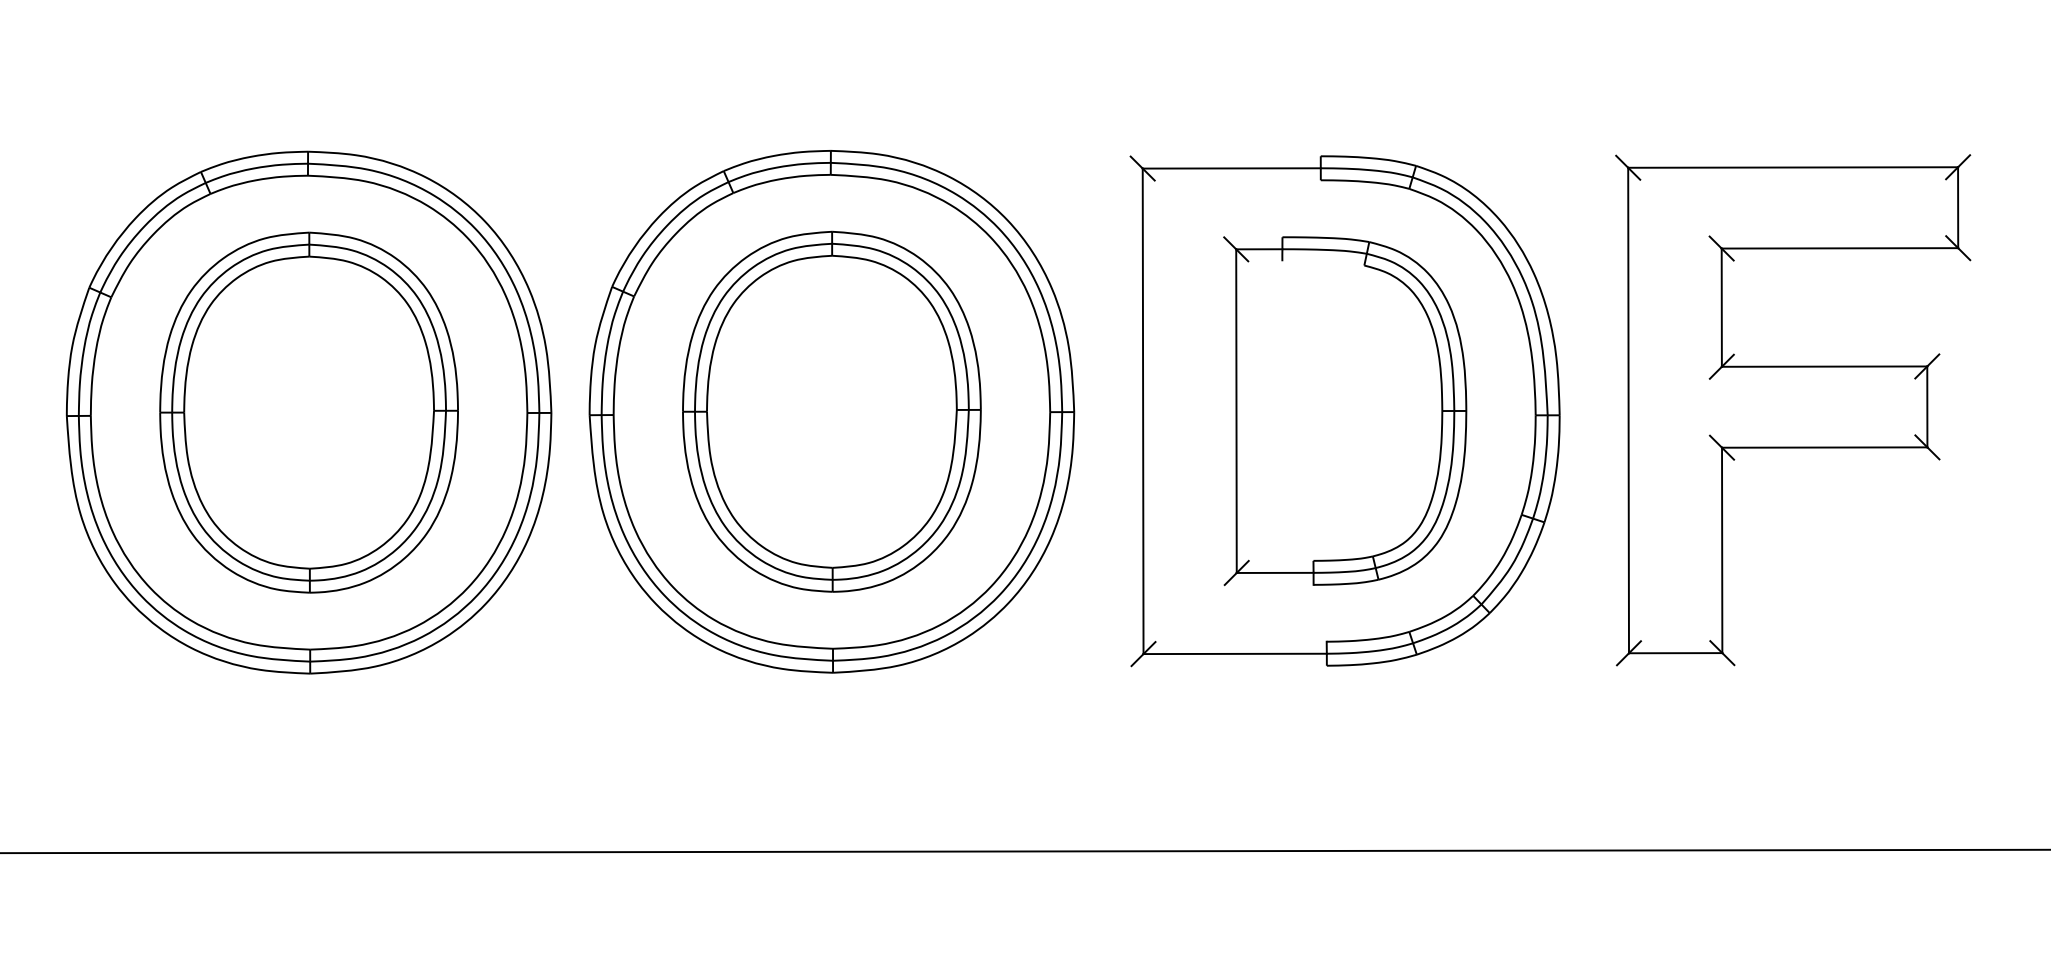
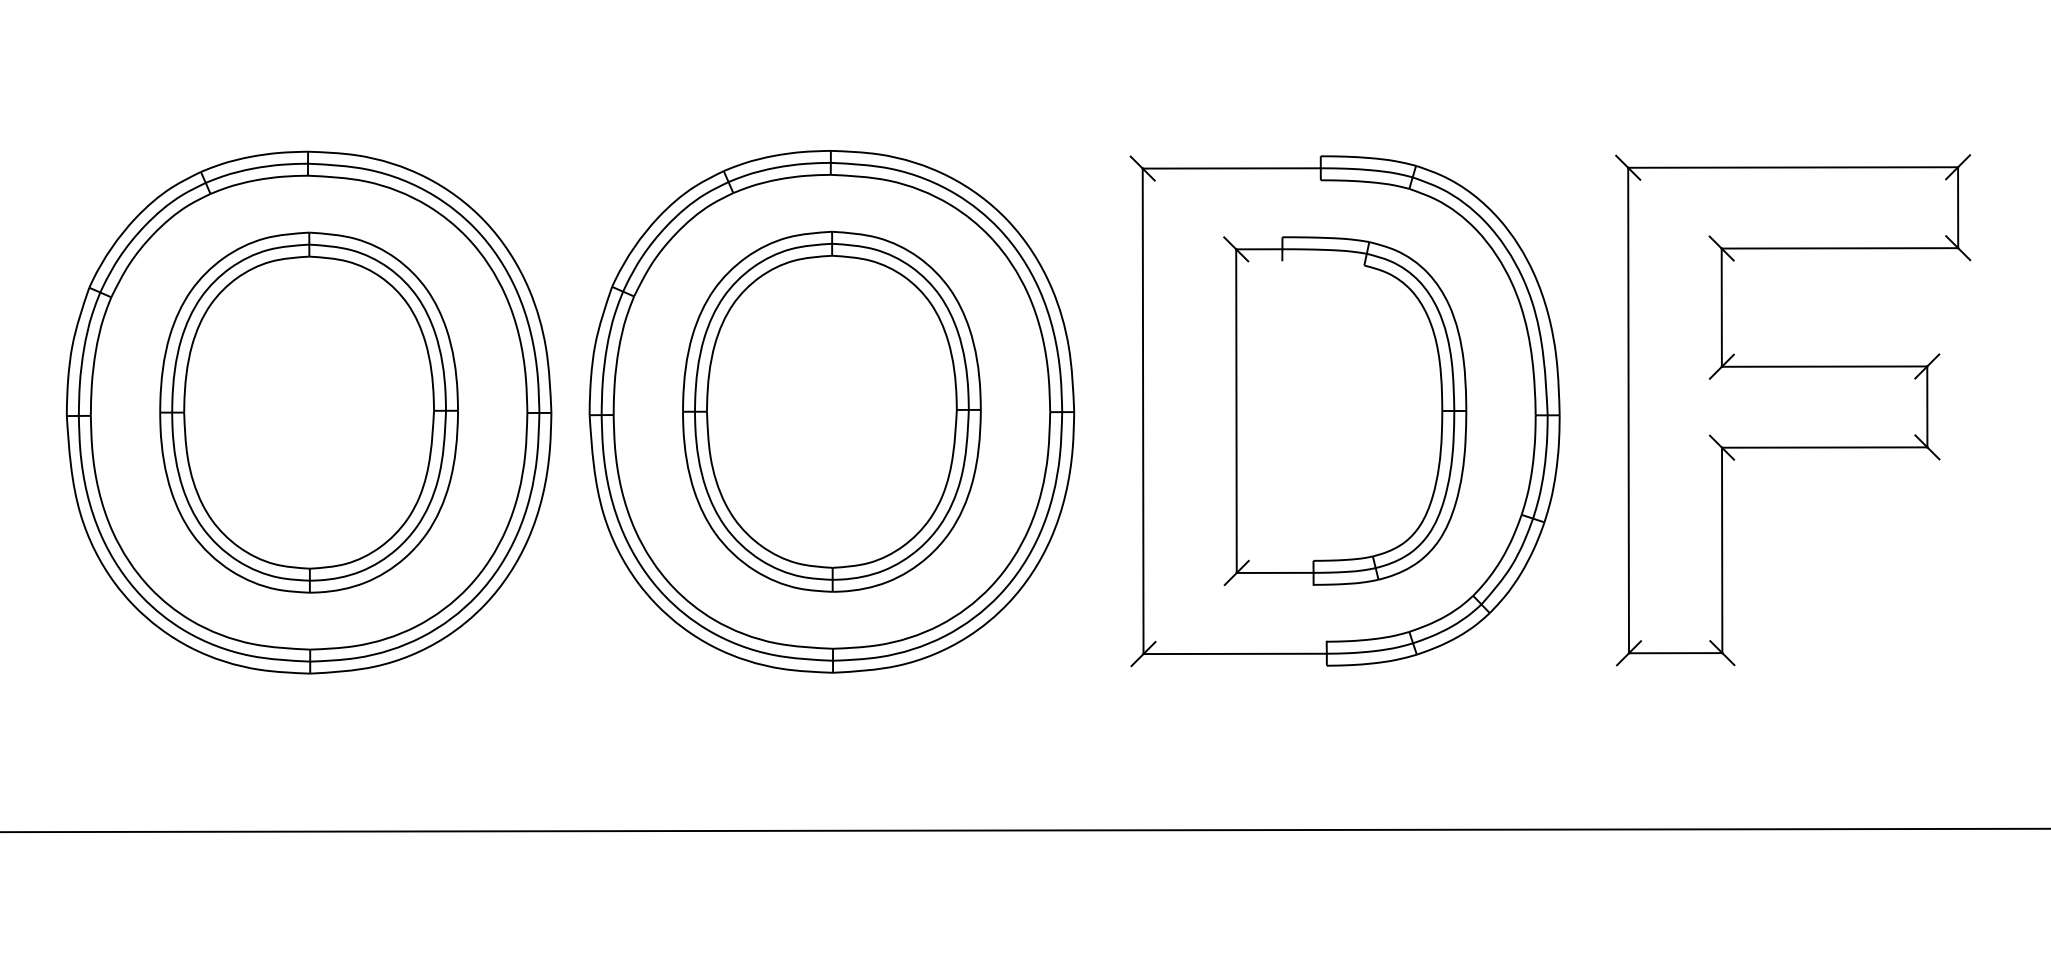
line position: (1024, 851) -> (1024, 830) (1024, 830)
